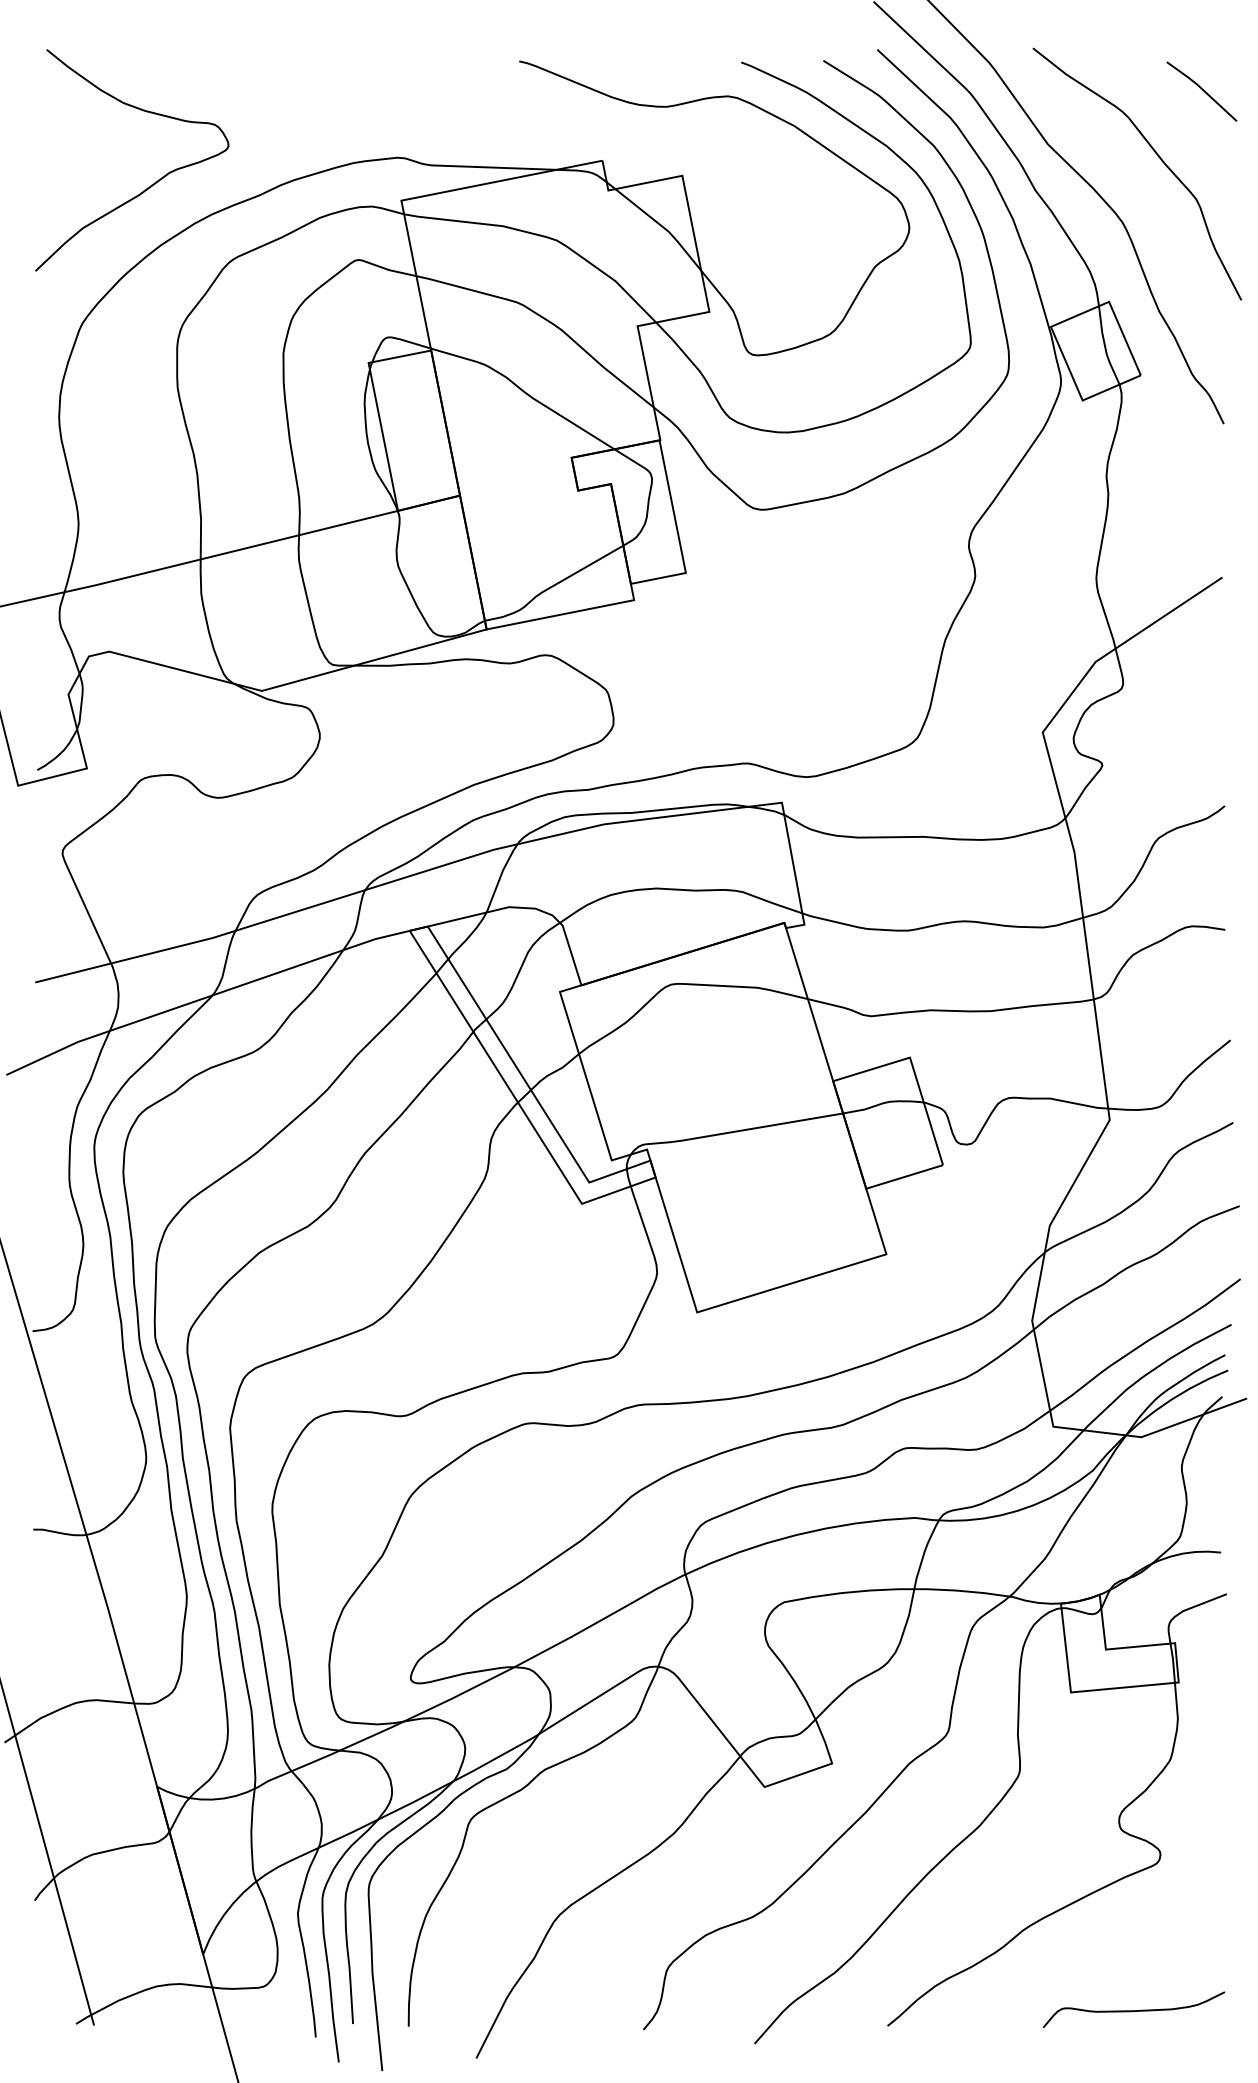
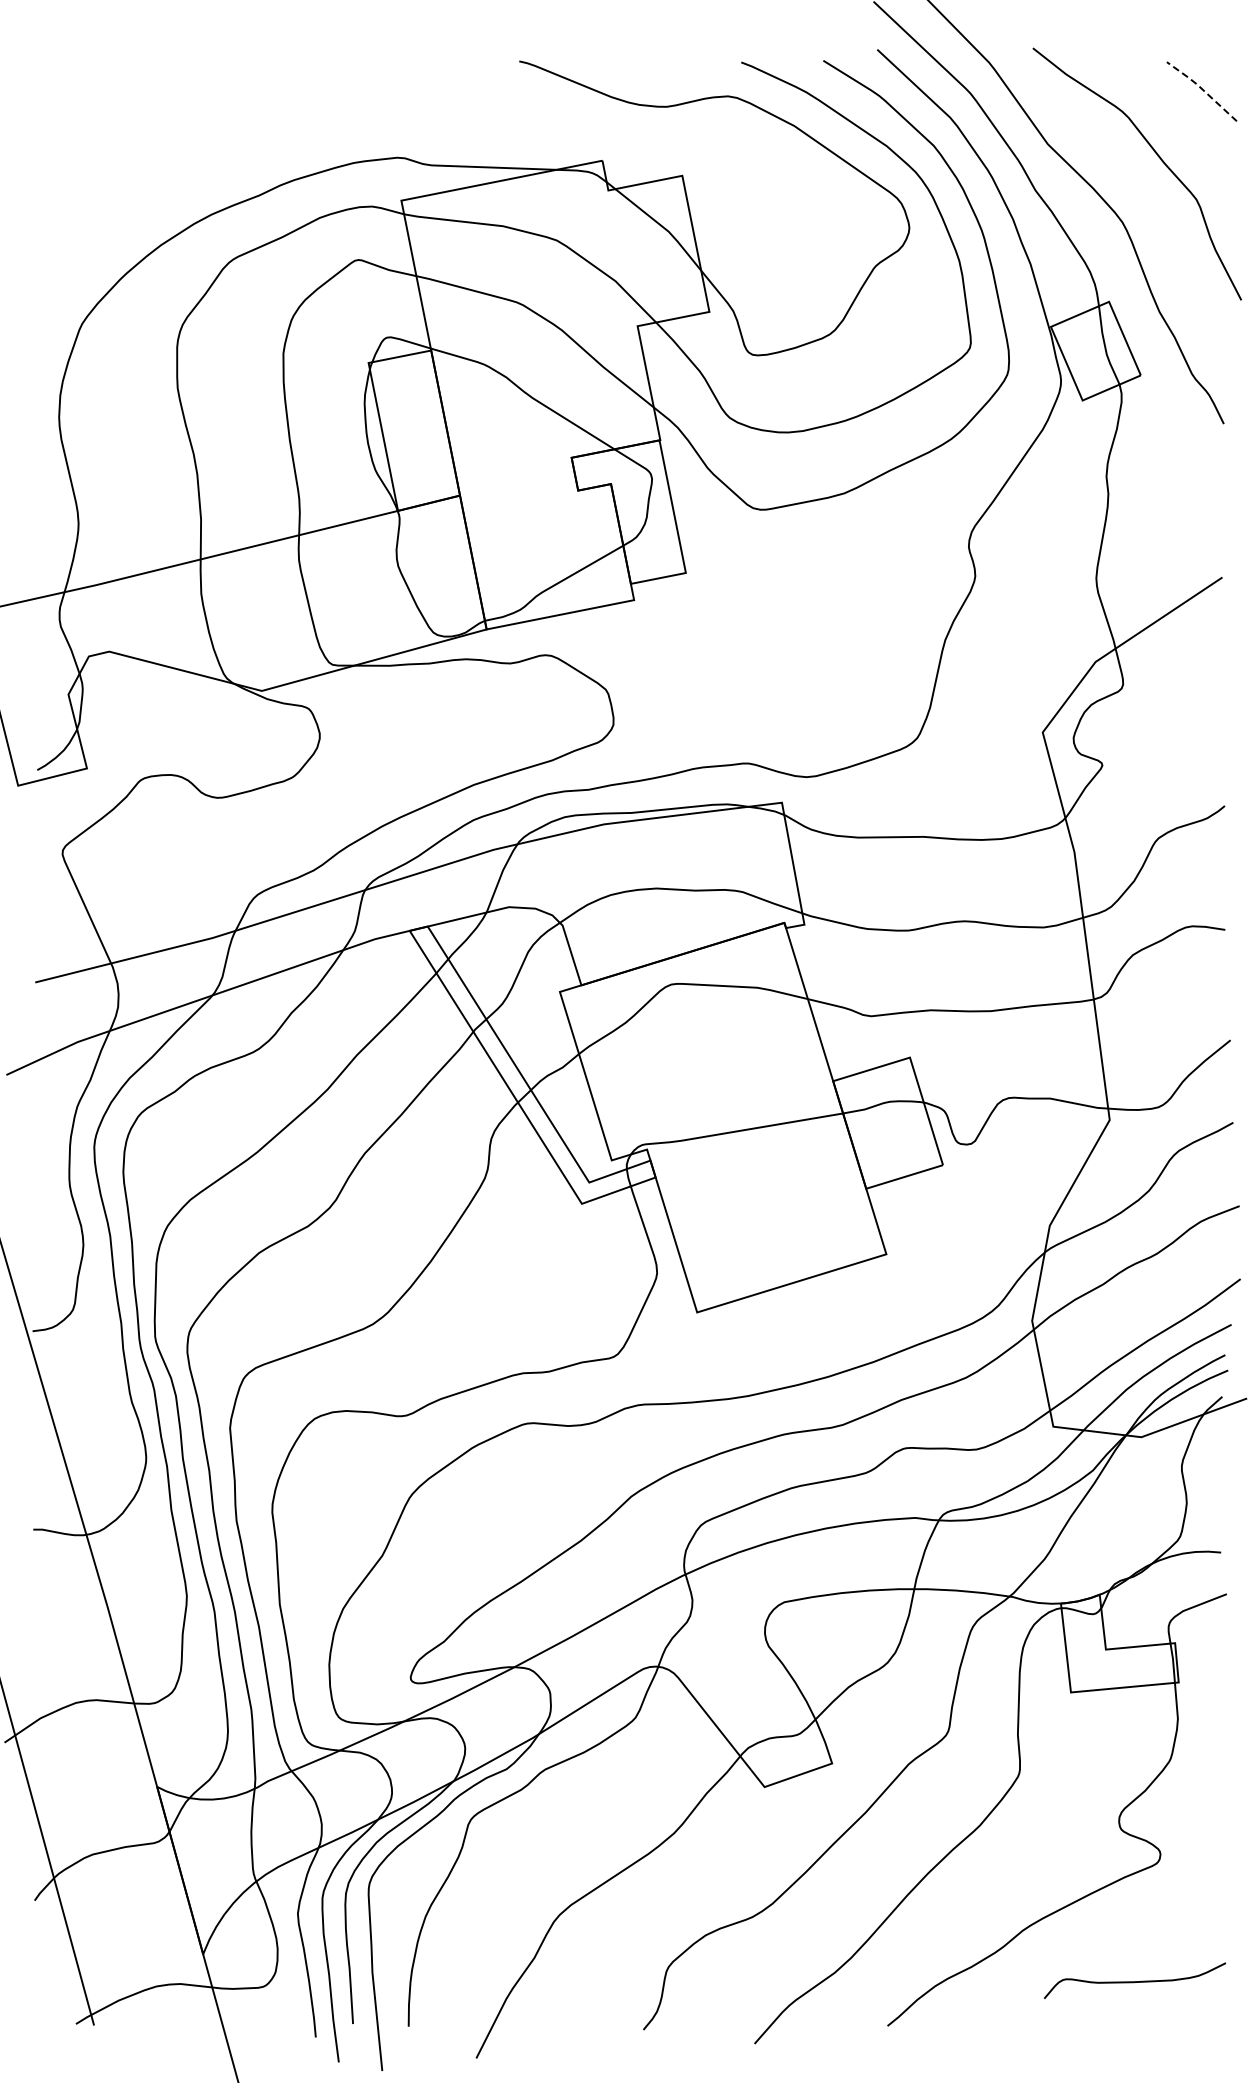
line: solid -> dashed (1202, 89)
curve: present -> none (151, 184)
curve position: (1134, 2010) -> (1135, 1981) (1135, 1981)
